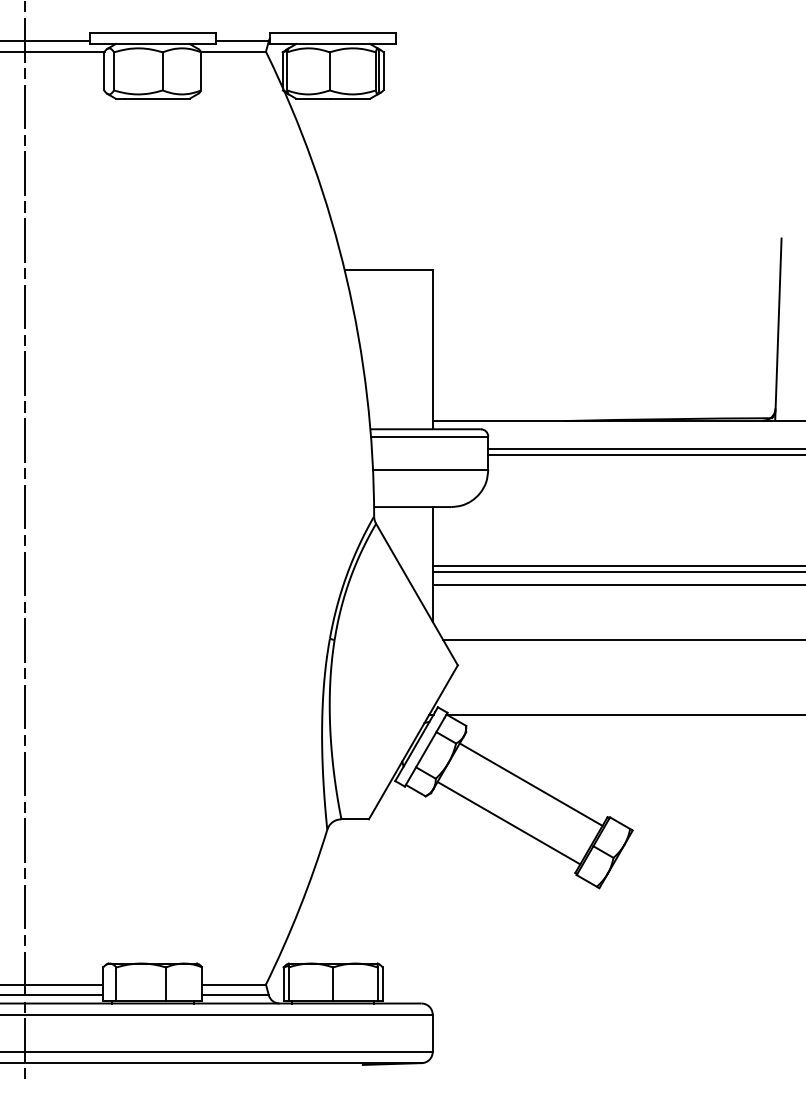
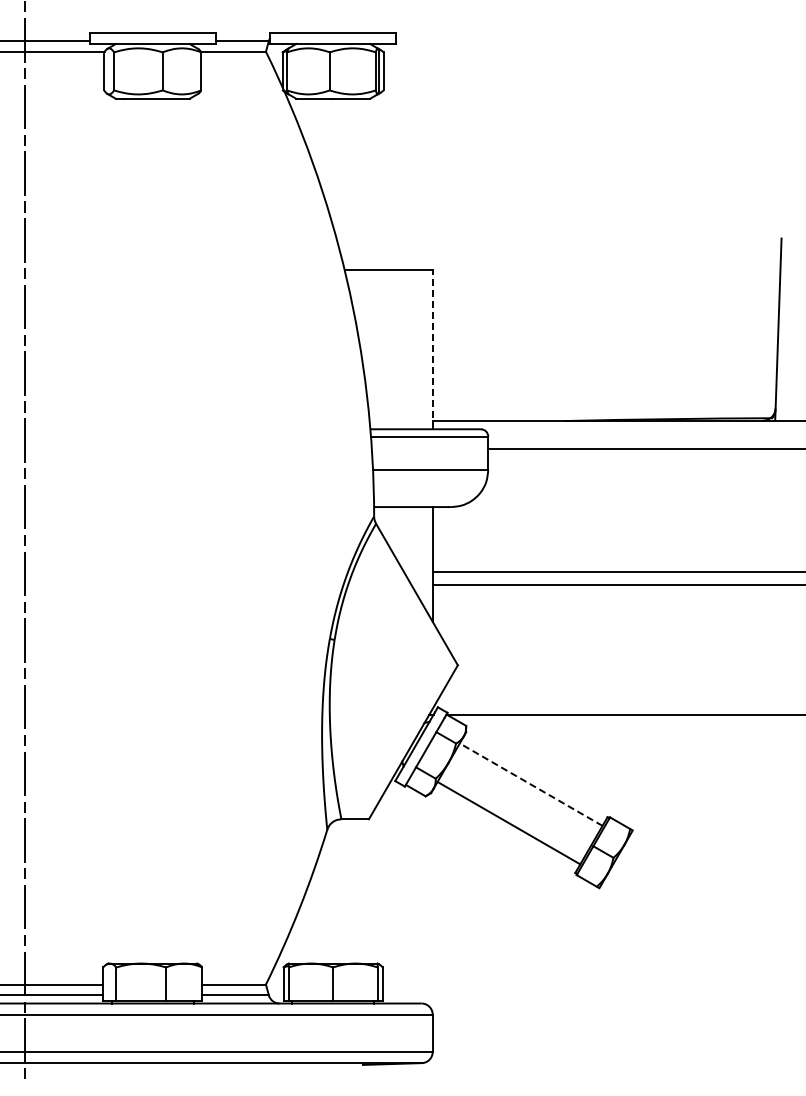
line: solid -> dashed (432, 349)
line: present -> none (645, 455)
line: present -> none (617, 566)
line: present -> none (622, 640)
line: solid -> dashed (530, 784)
